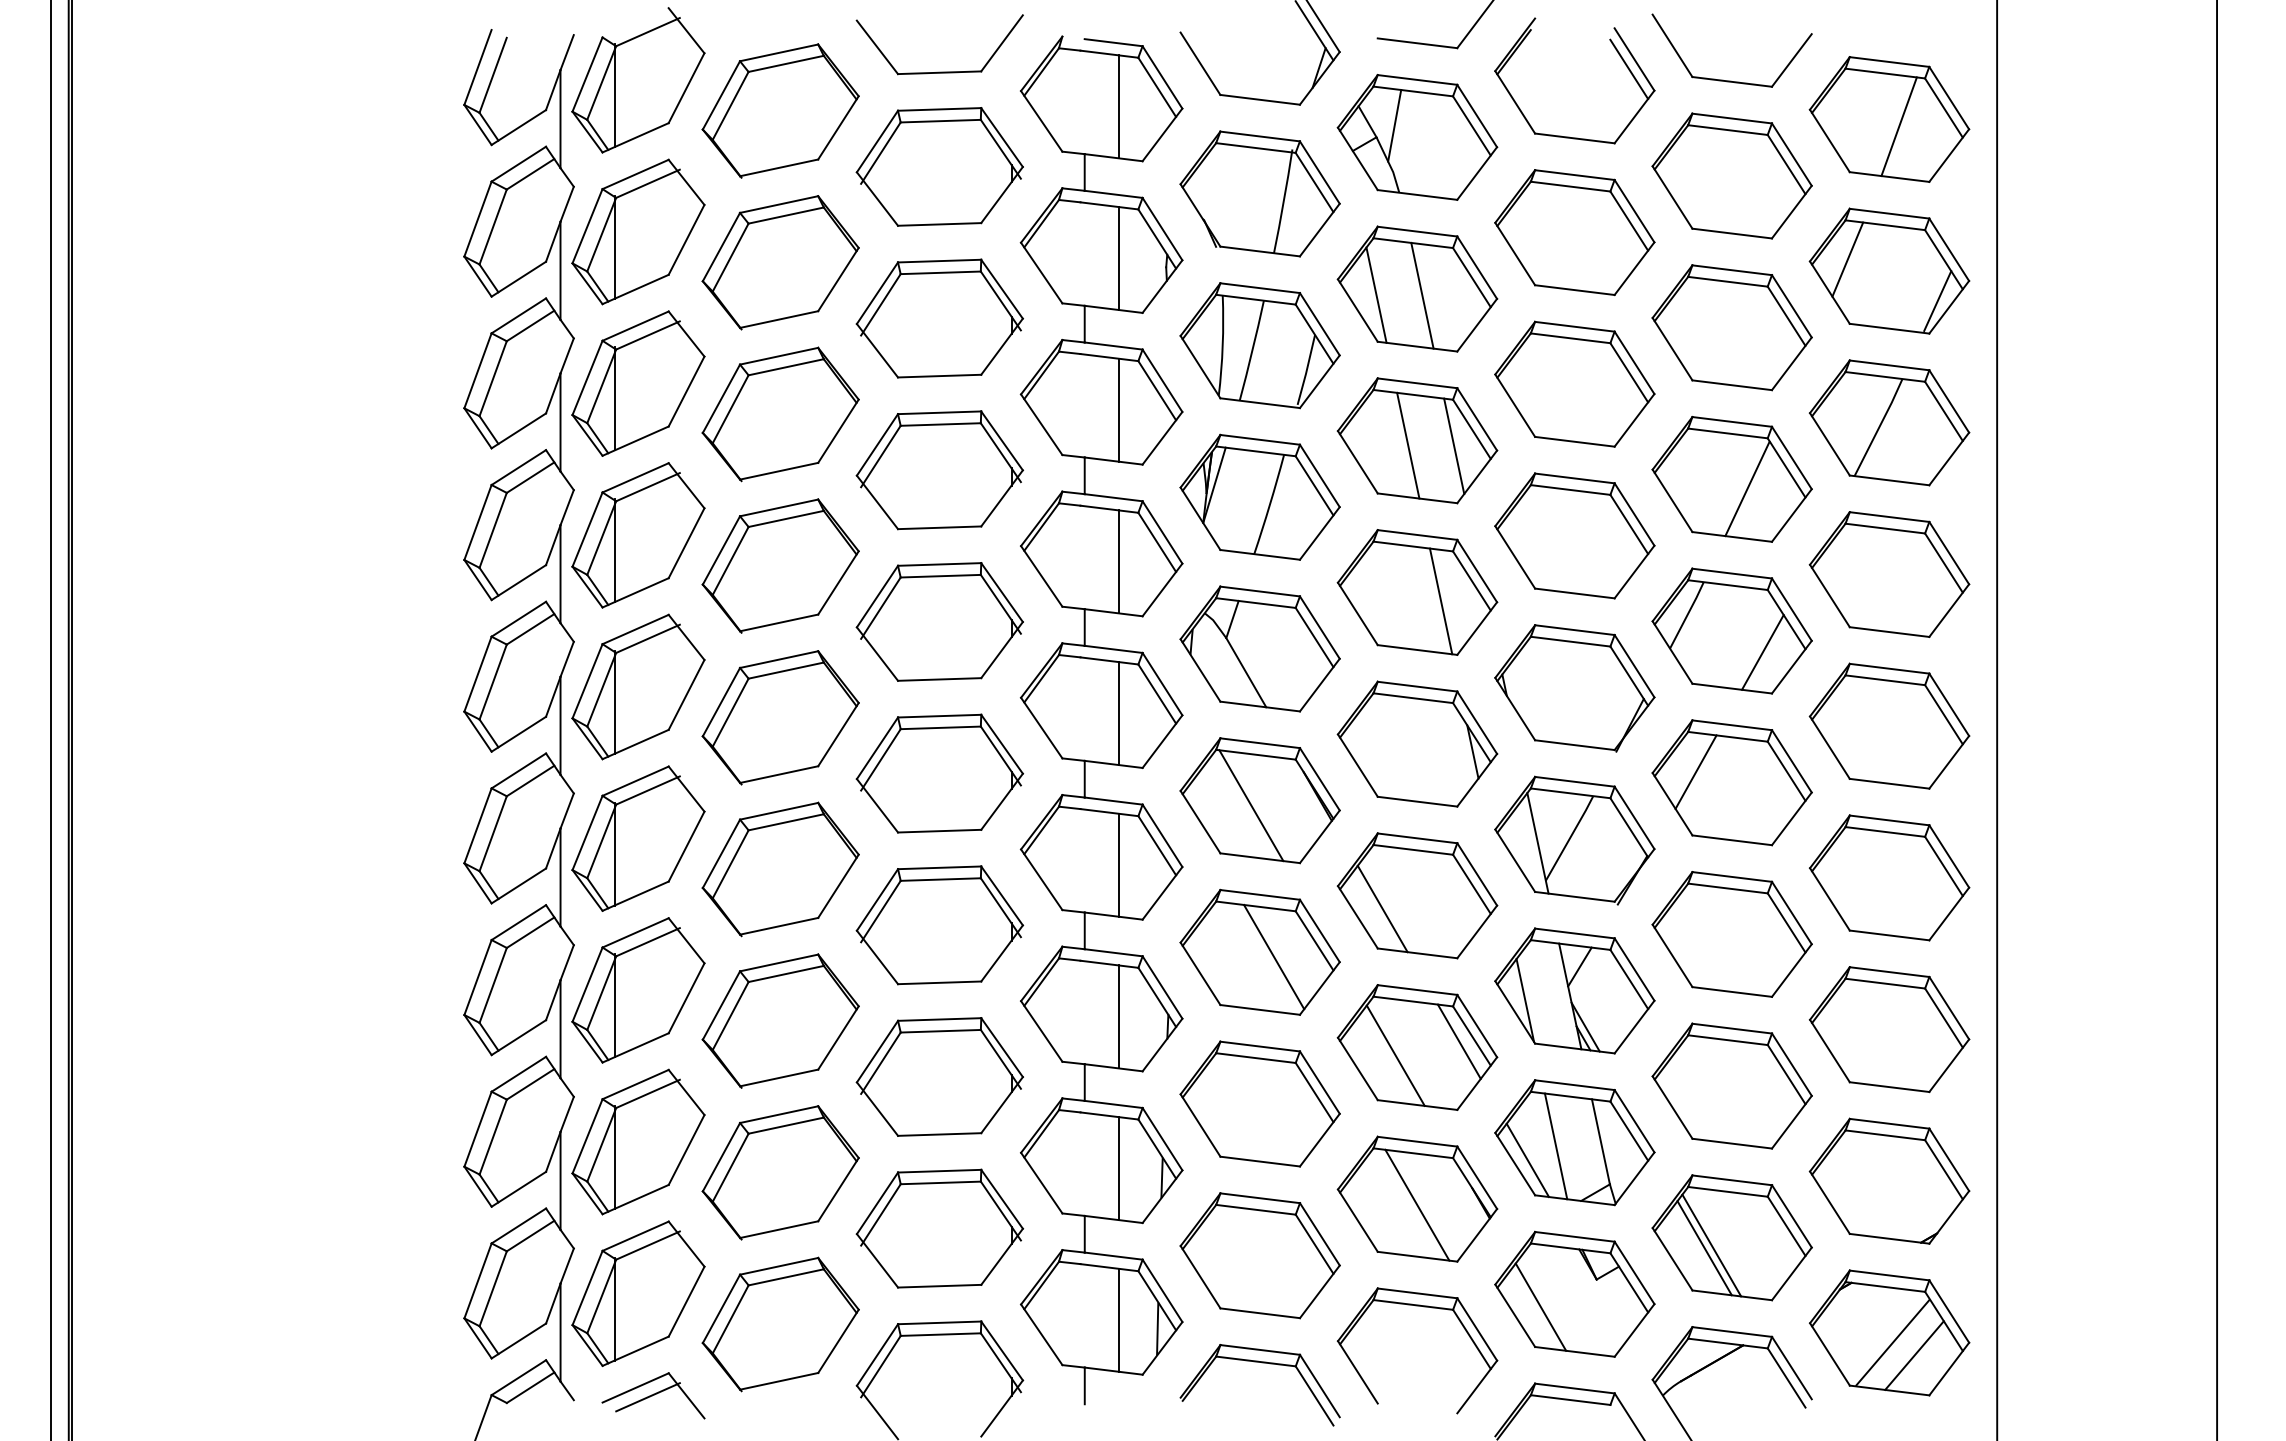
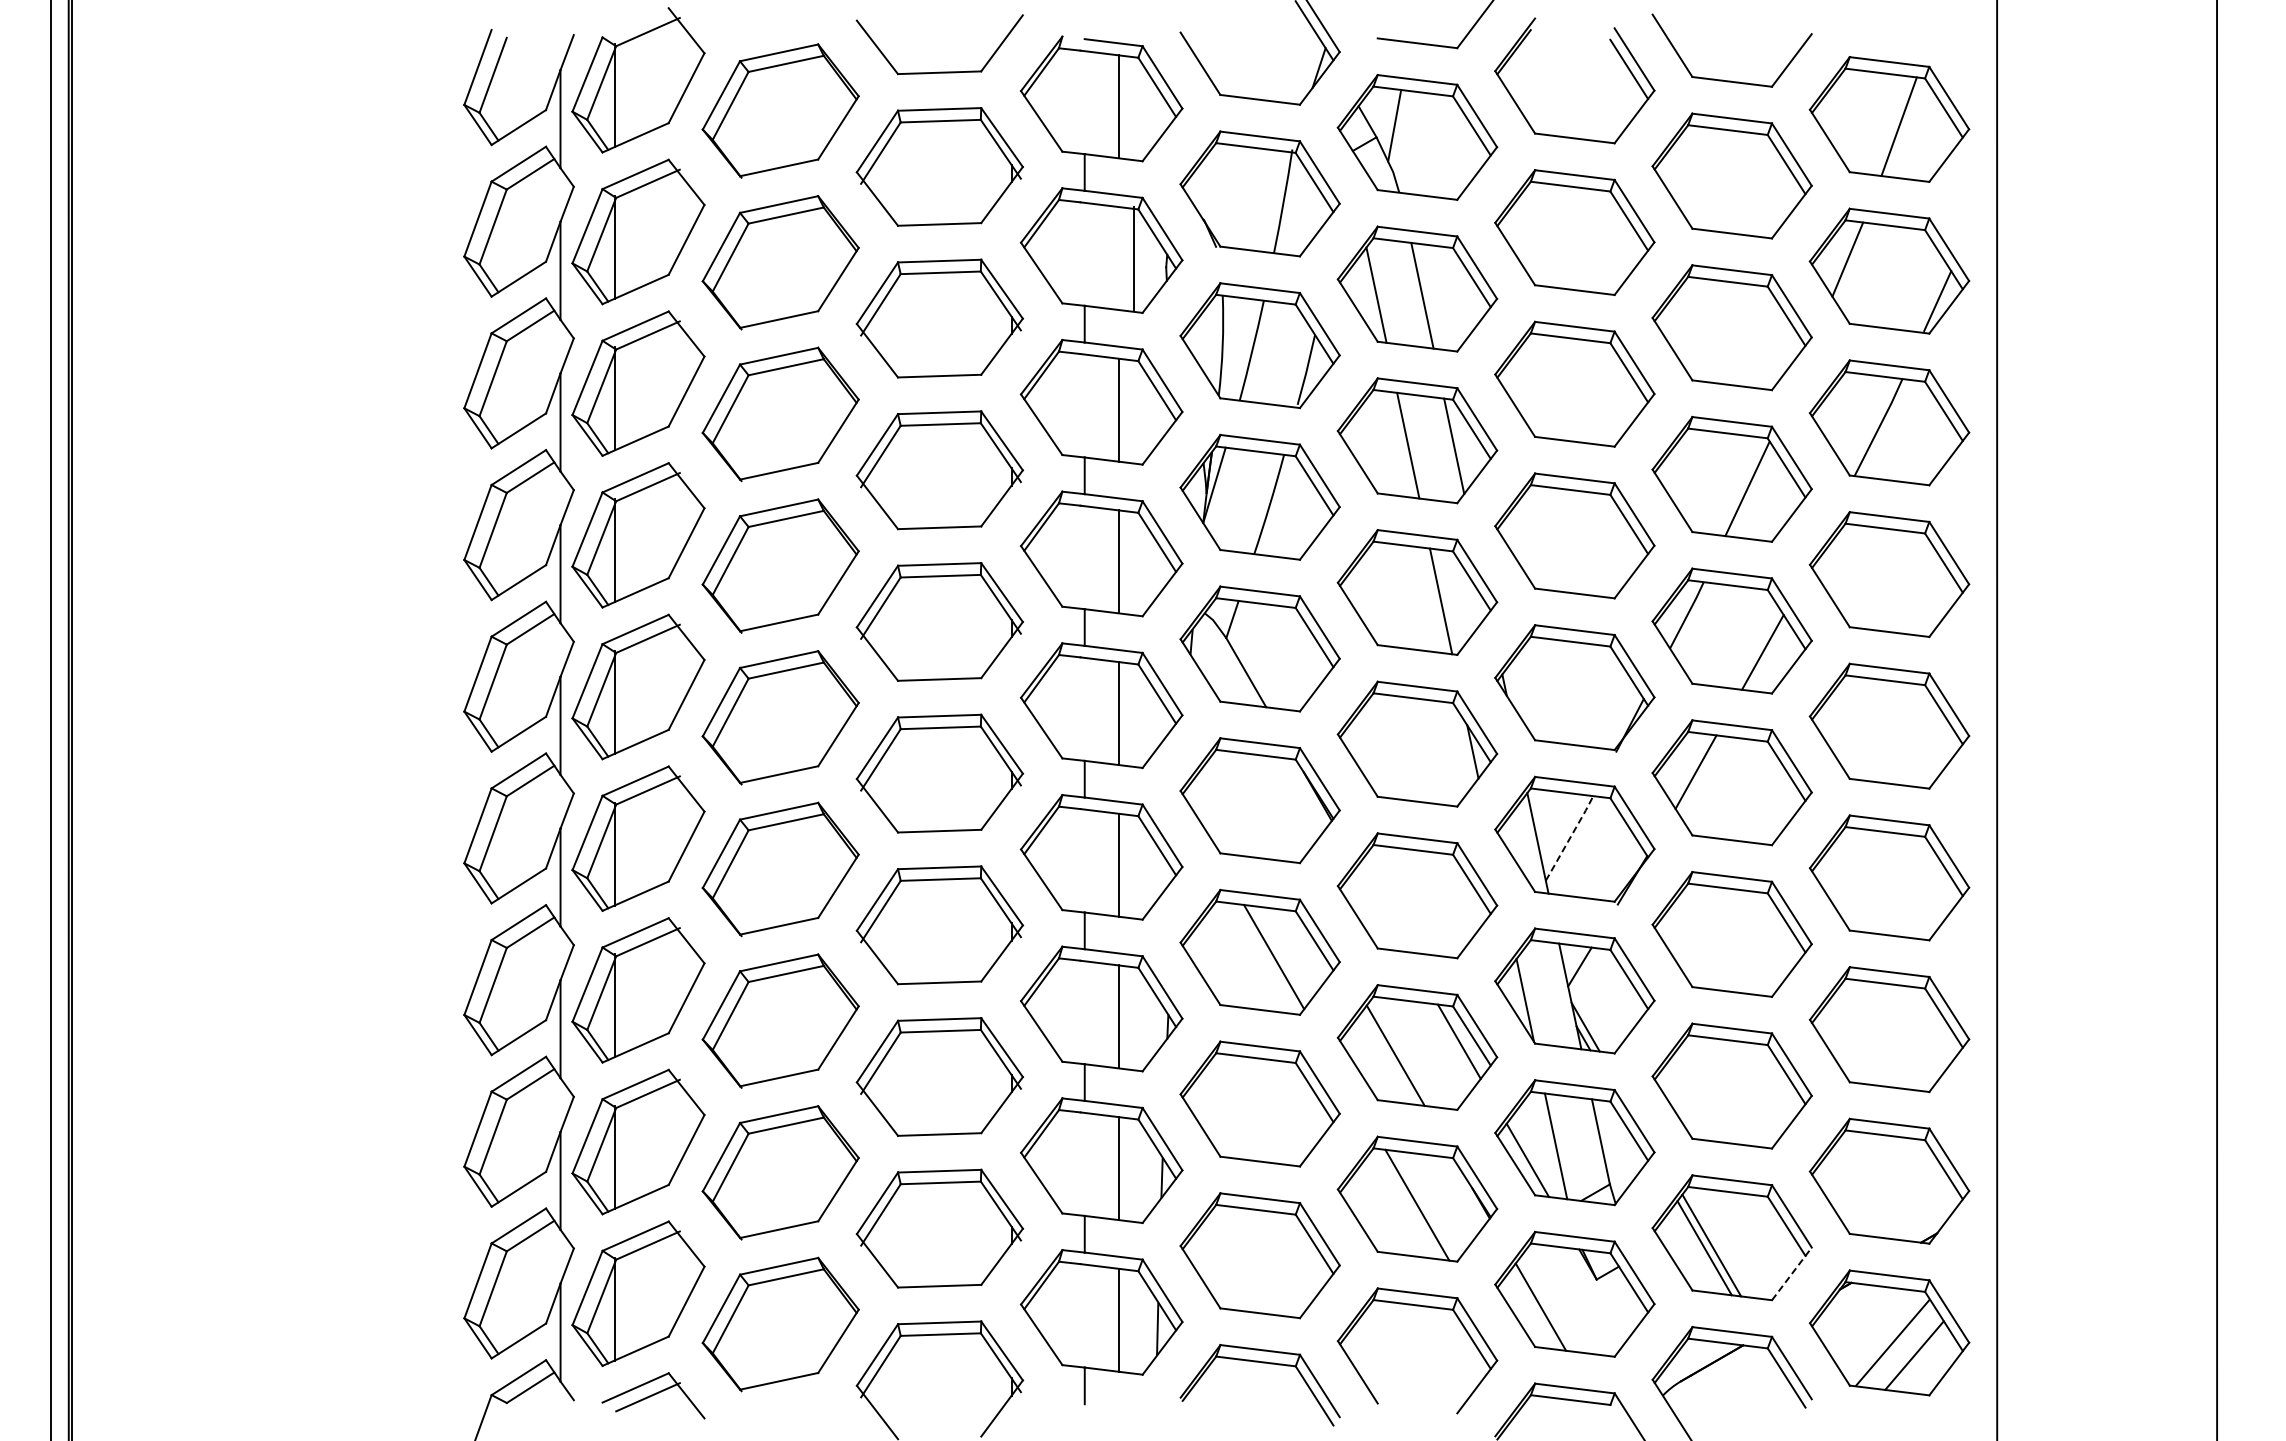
line position: (1118, 258) -> (1133, 258) (1133, 258)
line: present -> none (1251, 805)
line: solid -> dashed (1570, 837)
line: present -> none (1382, 908)
line: solid -> dashed (1791, 1273)
